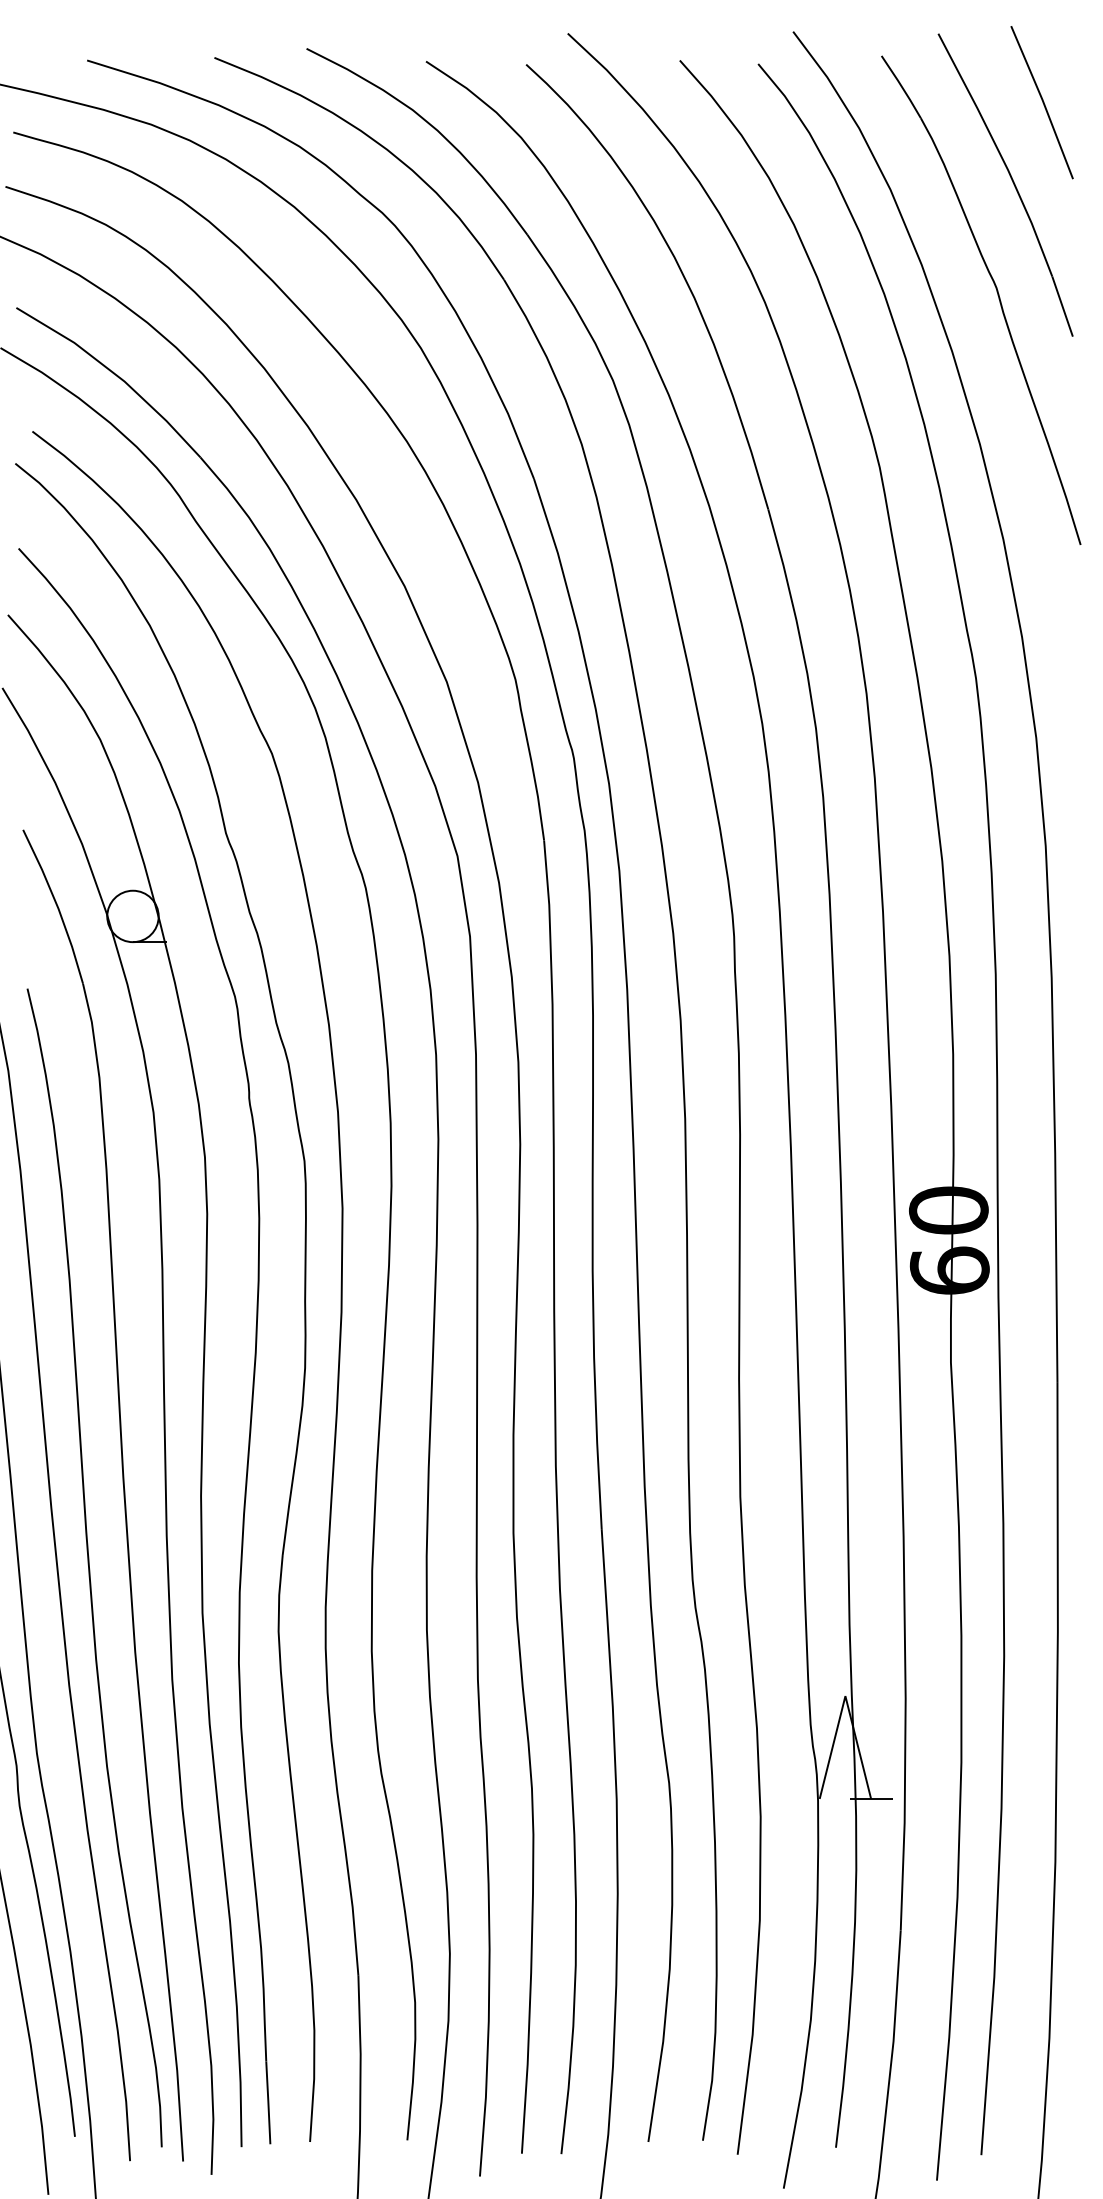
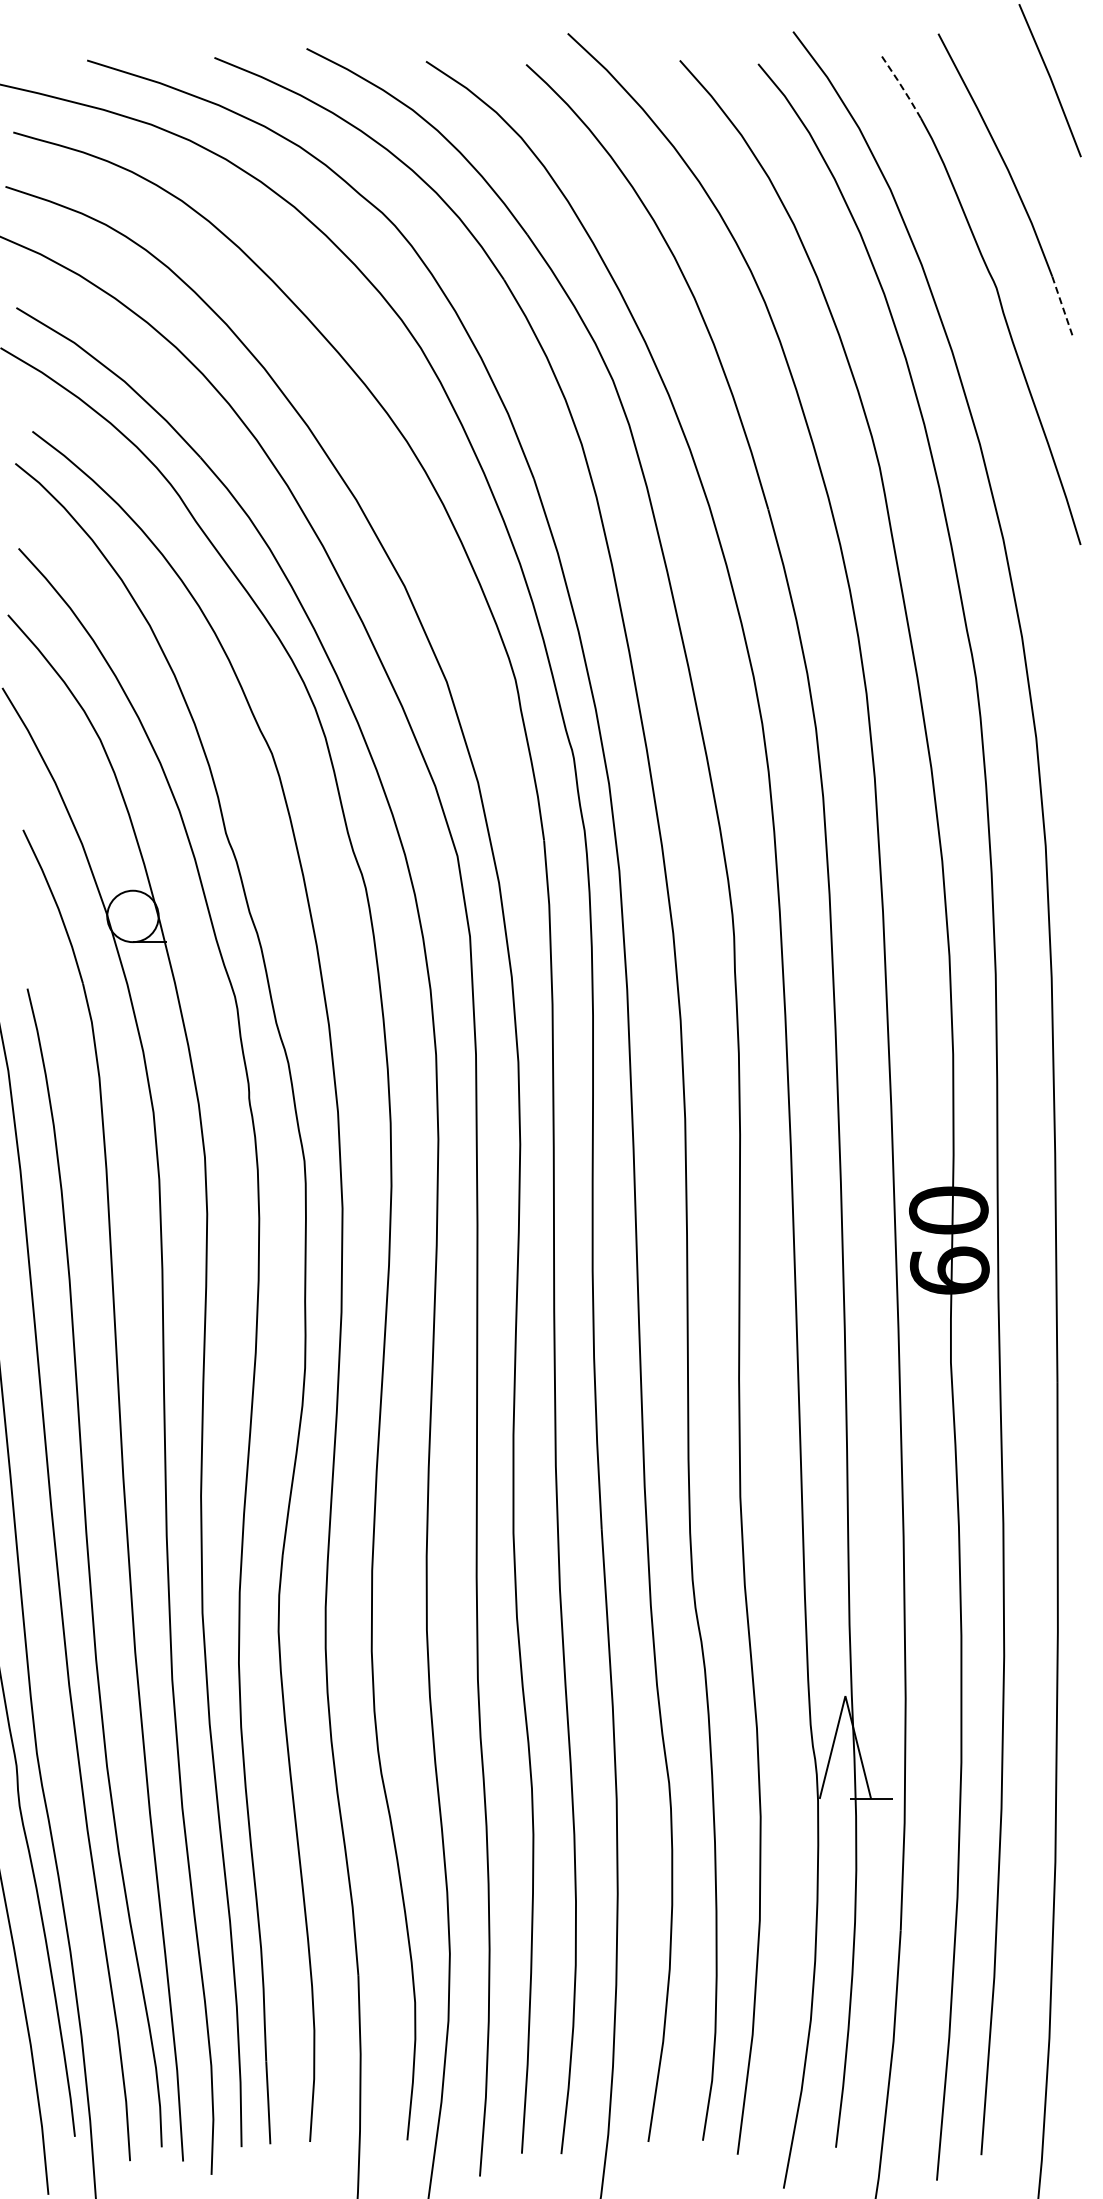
line: solid -> dashed (901, 86)
line position: (1042, 102) -> (1050, 80) (1050, 80)
line: solid -> dashed (1062, 306)
